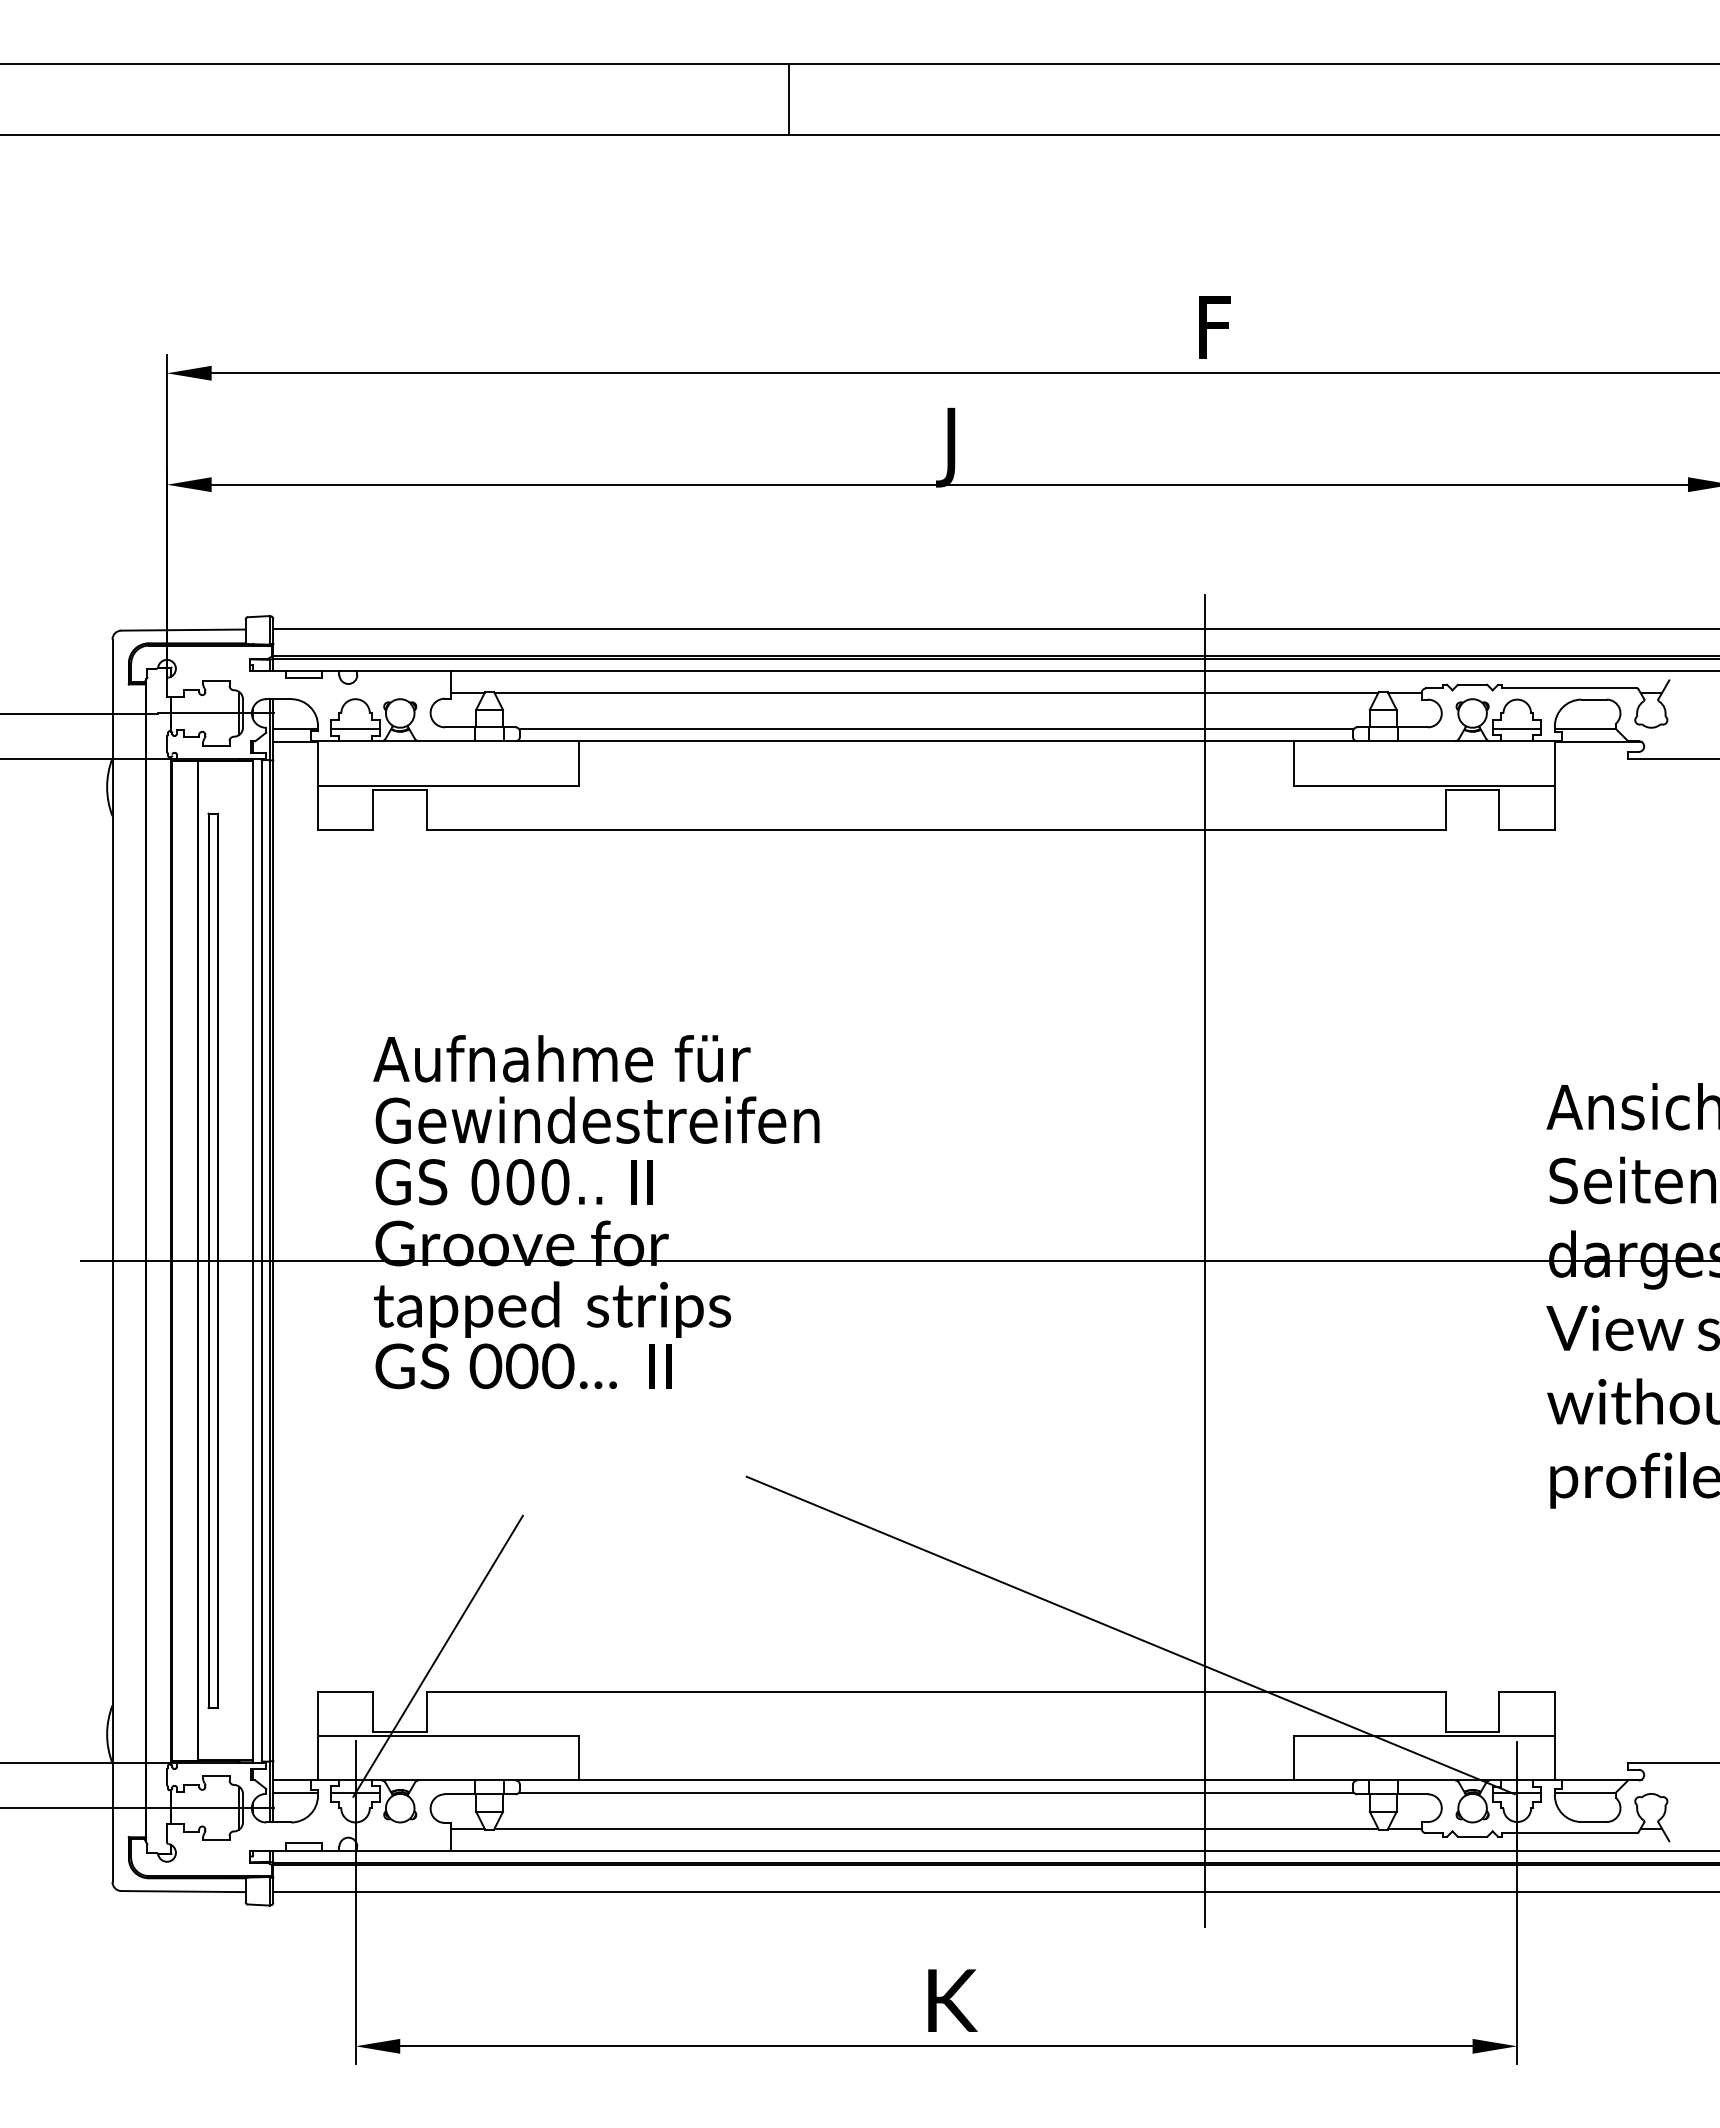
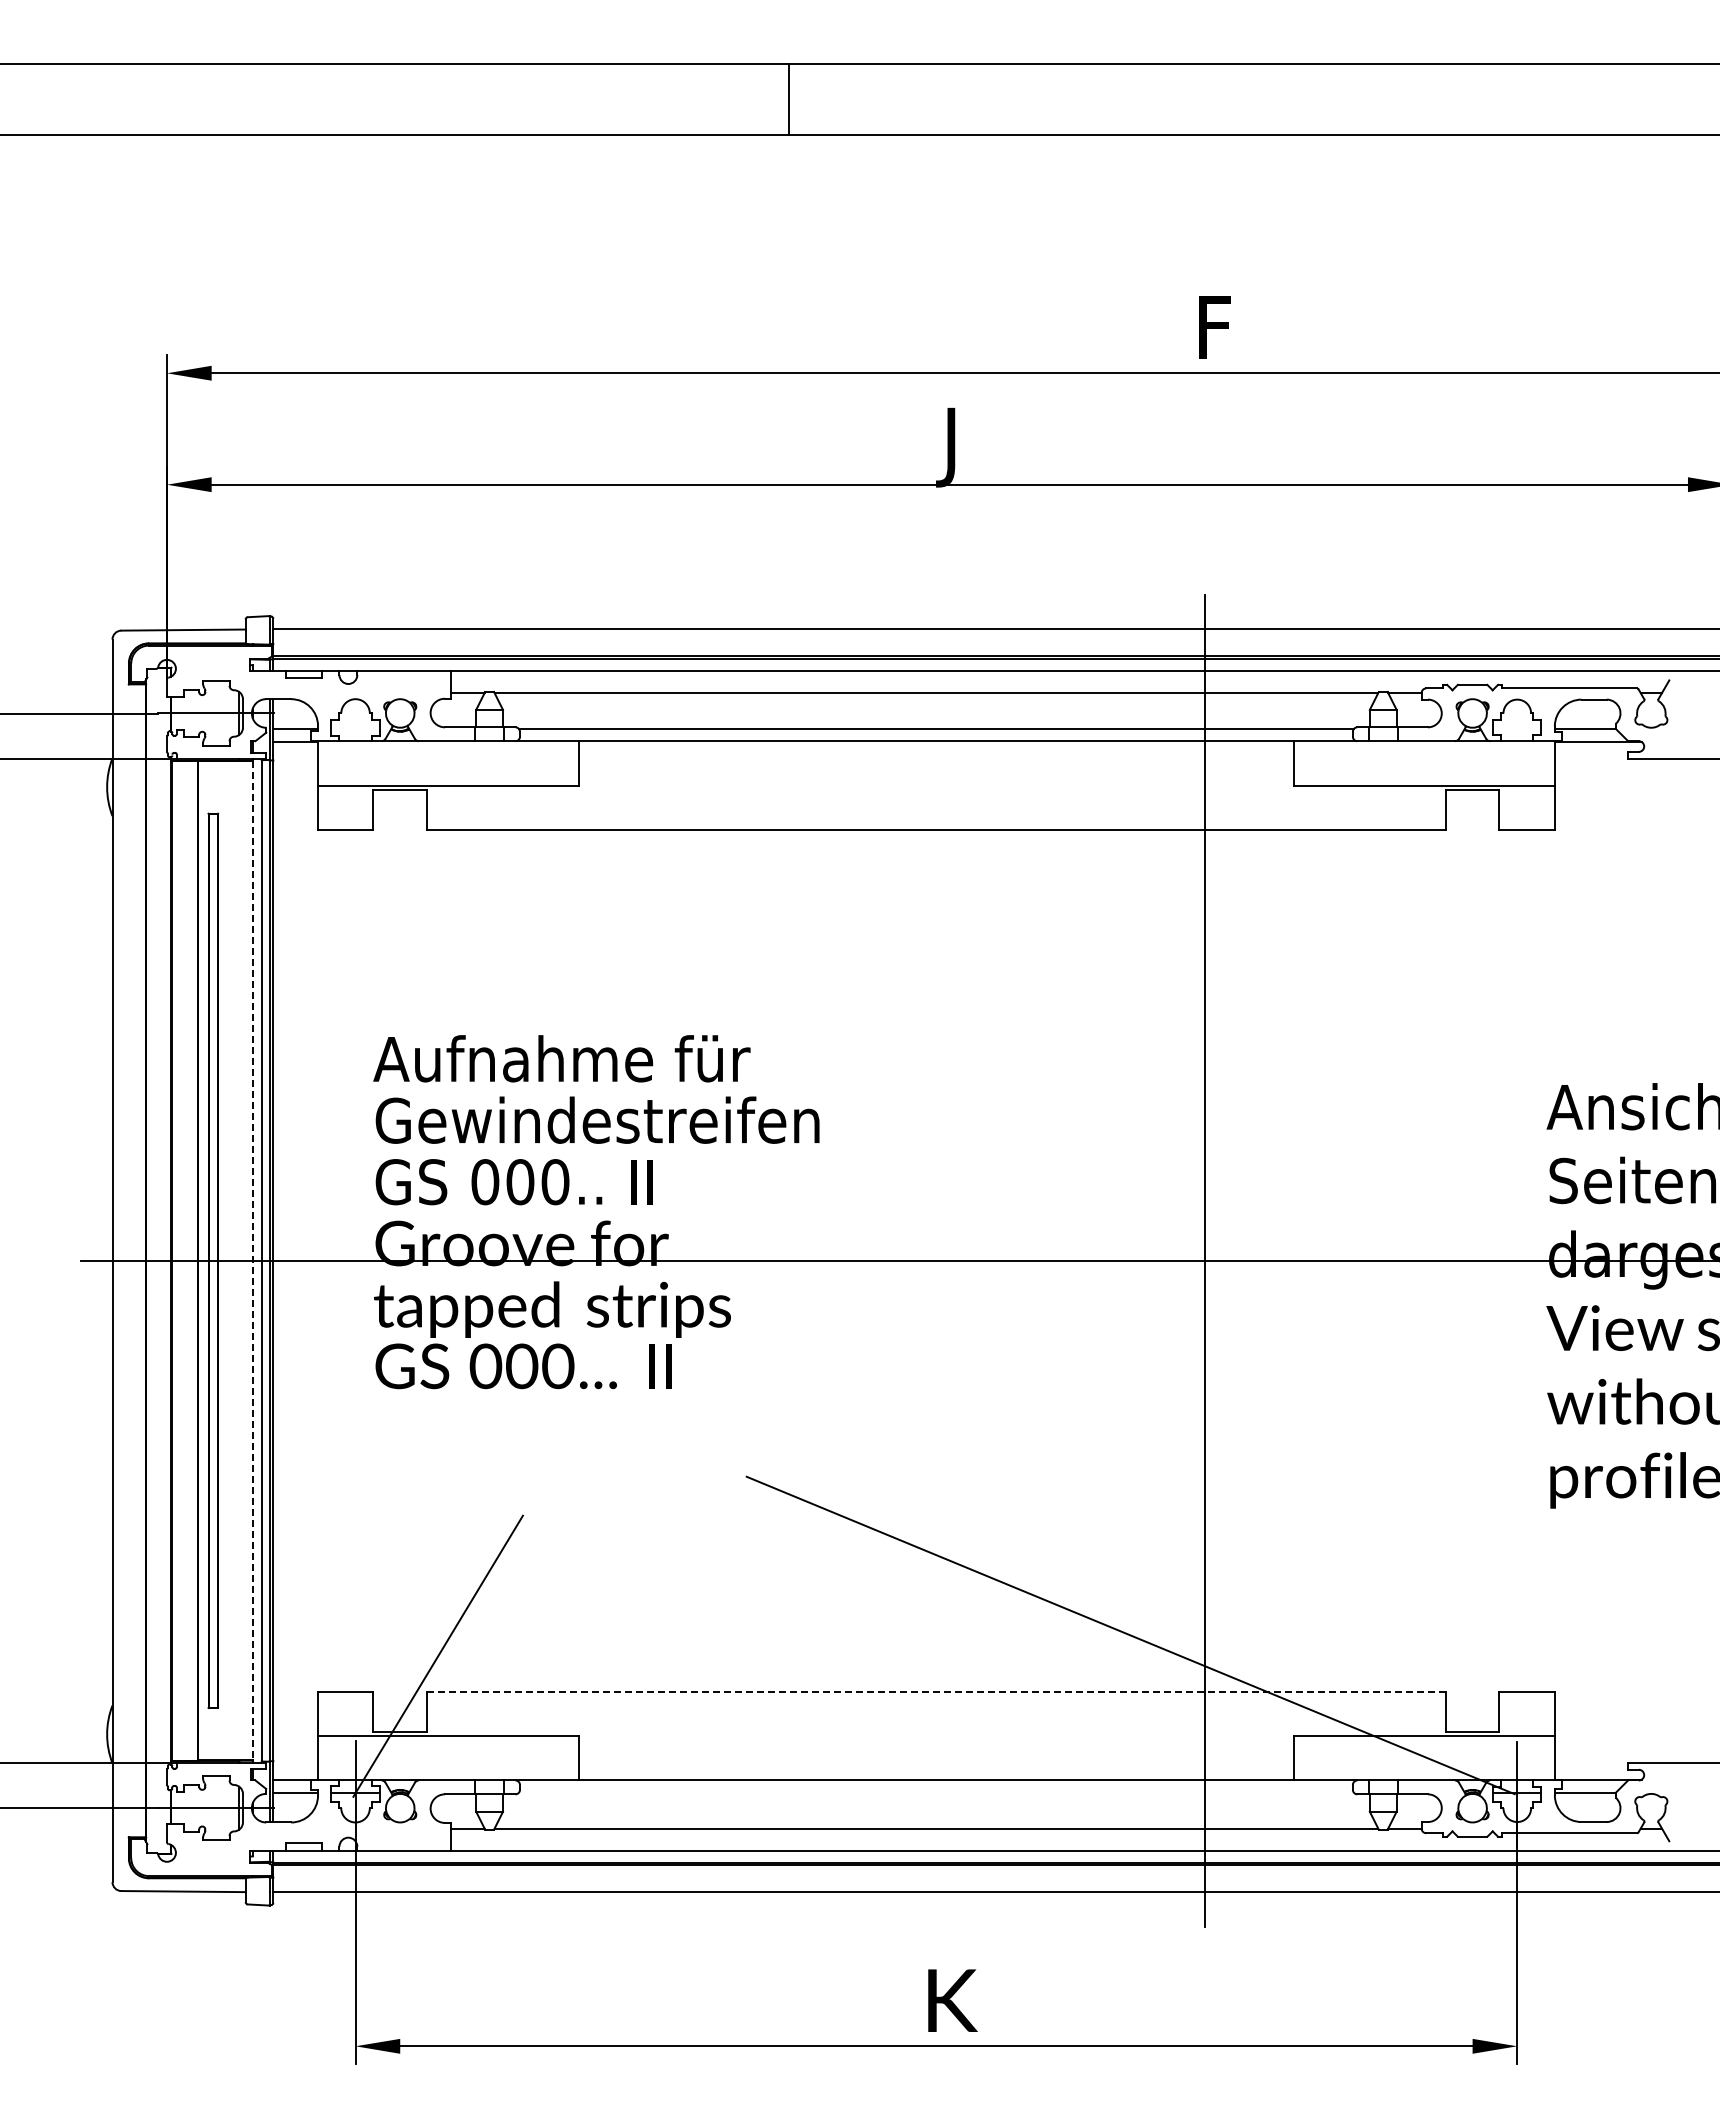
line: present -> none (355, 728)
line: present -> none (1517, 728)
line: solid -> dashed (252, 1260)
line: solid -> dashed (936, 1691)
line: present -> none (936, 1793)
